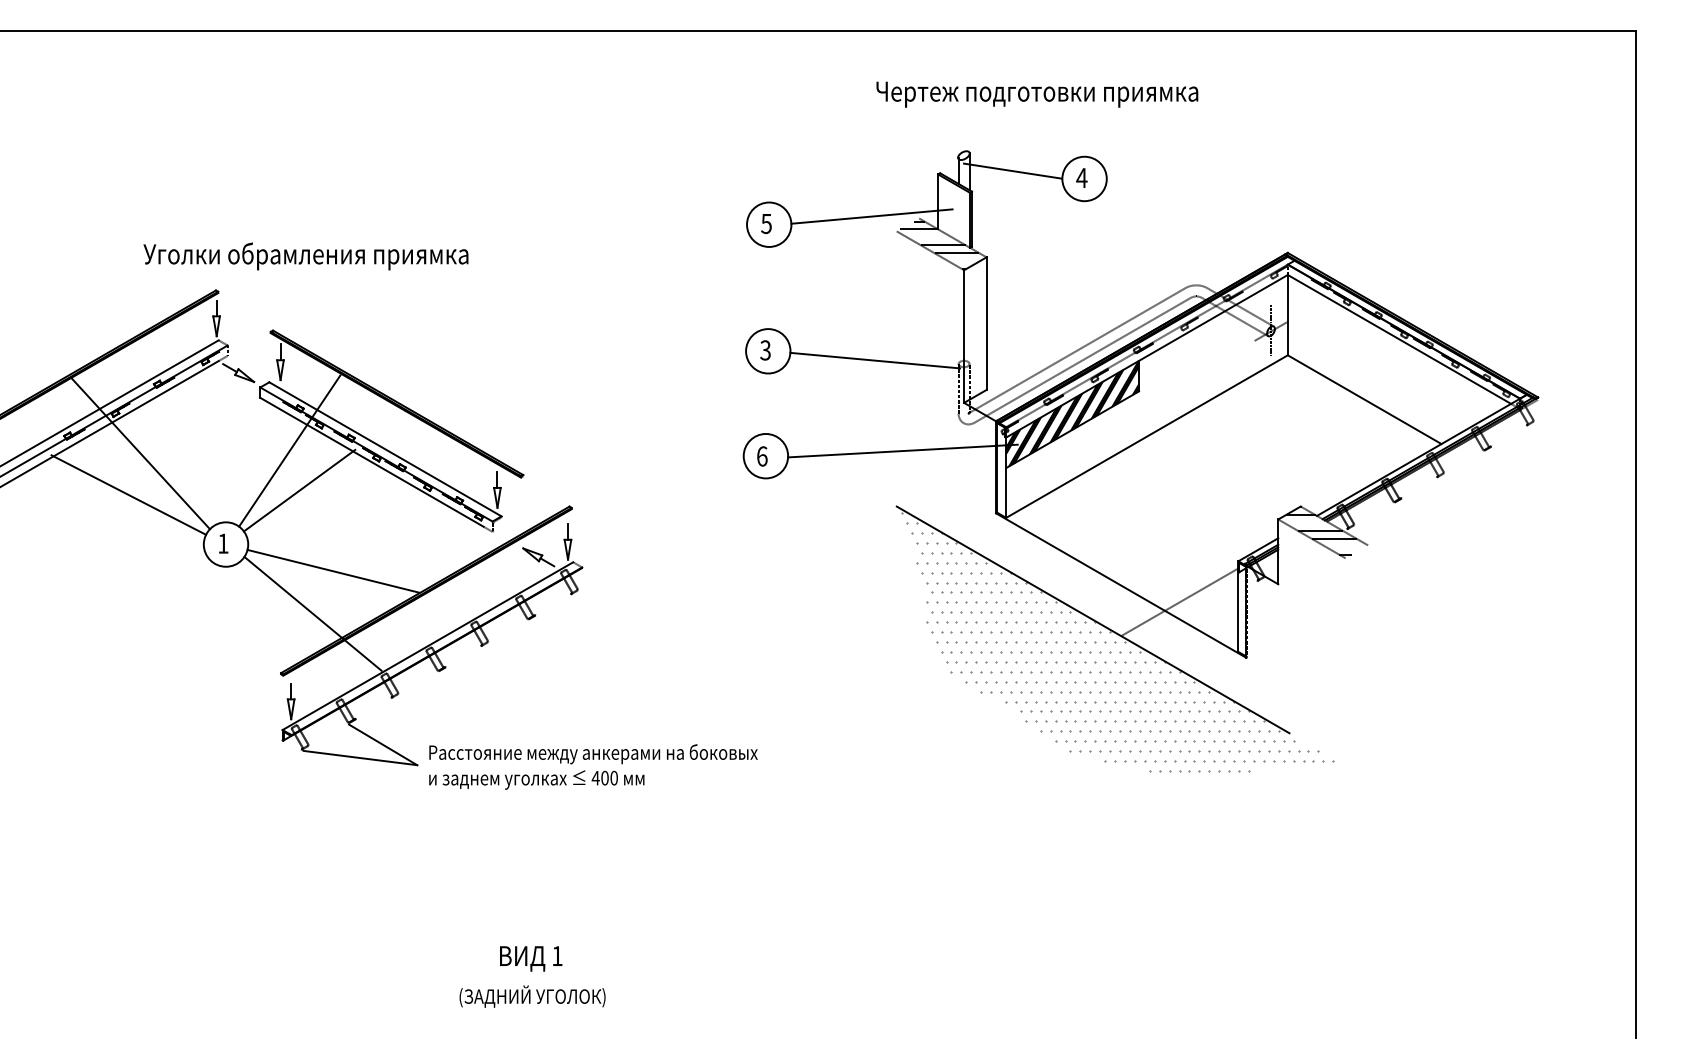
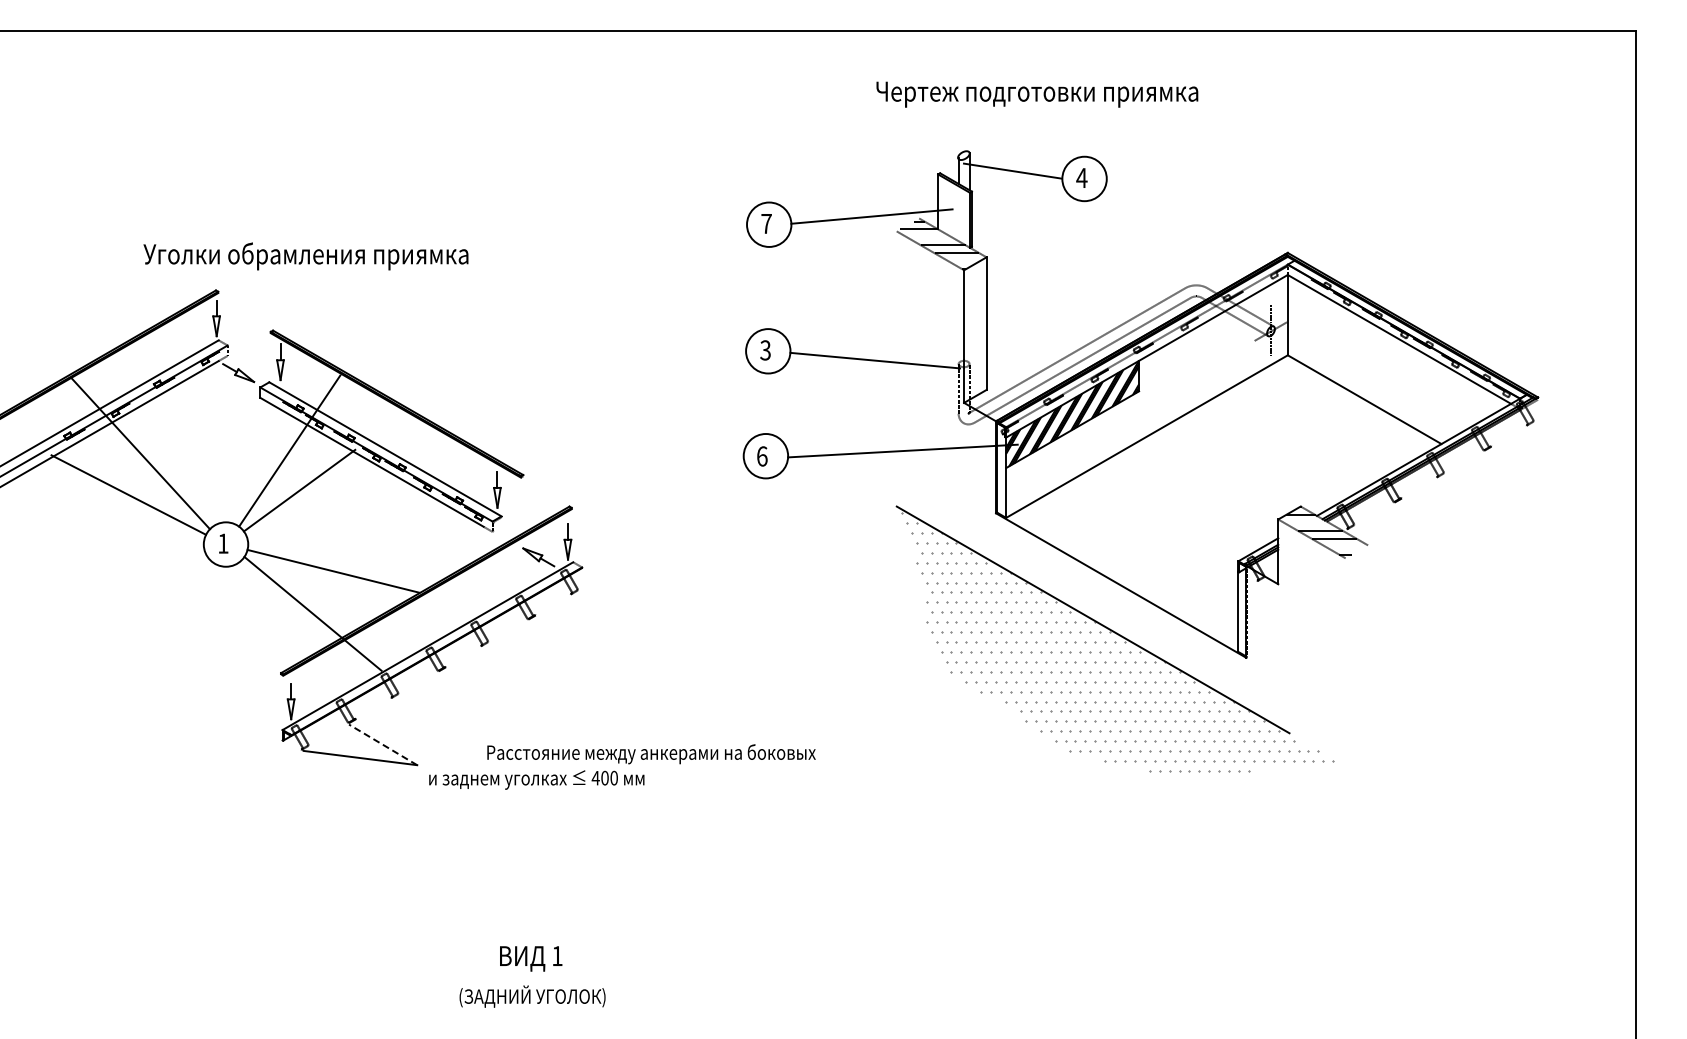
text: 5 -> 7 (766, 224)
line: present -> none (1179, 602)
line: solid -> dashed (383, 744)
text position: (593, 754) -> (651, 754) (651, 754)
